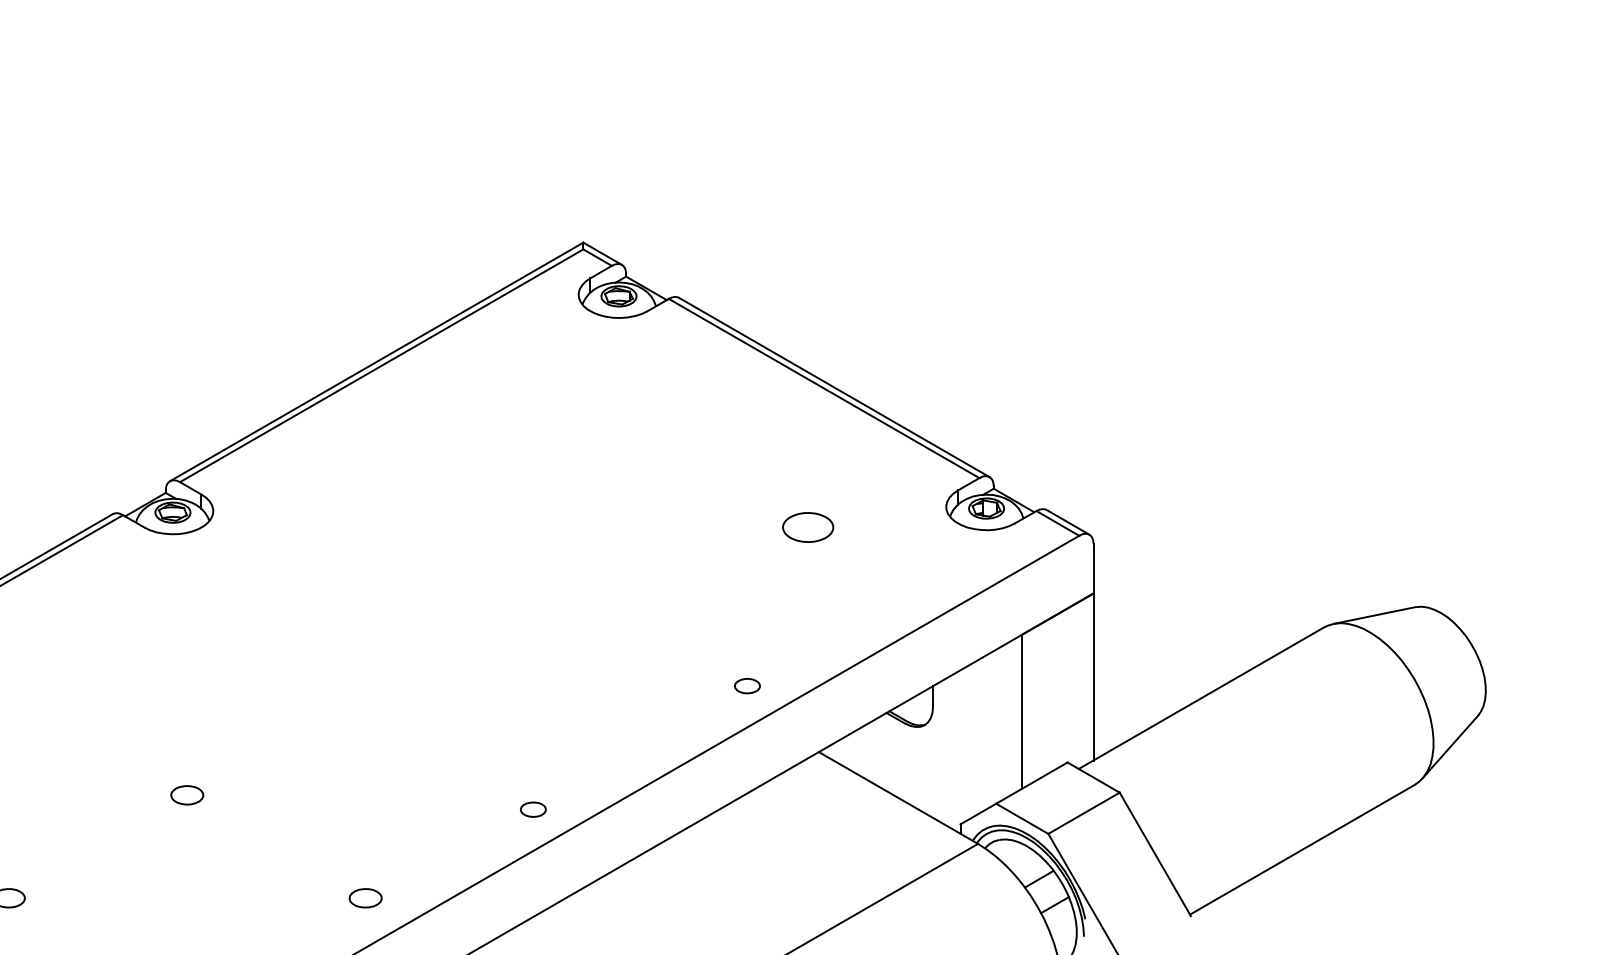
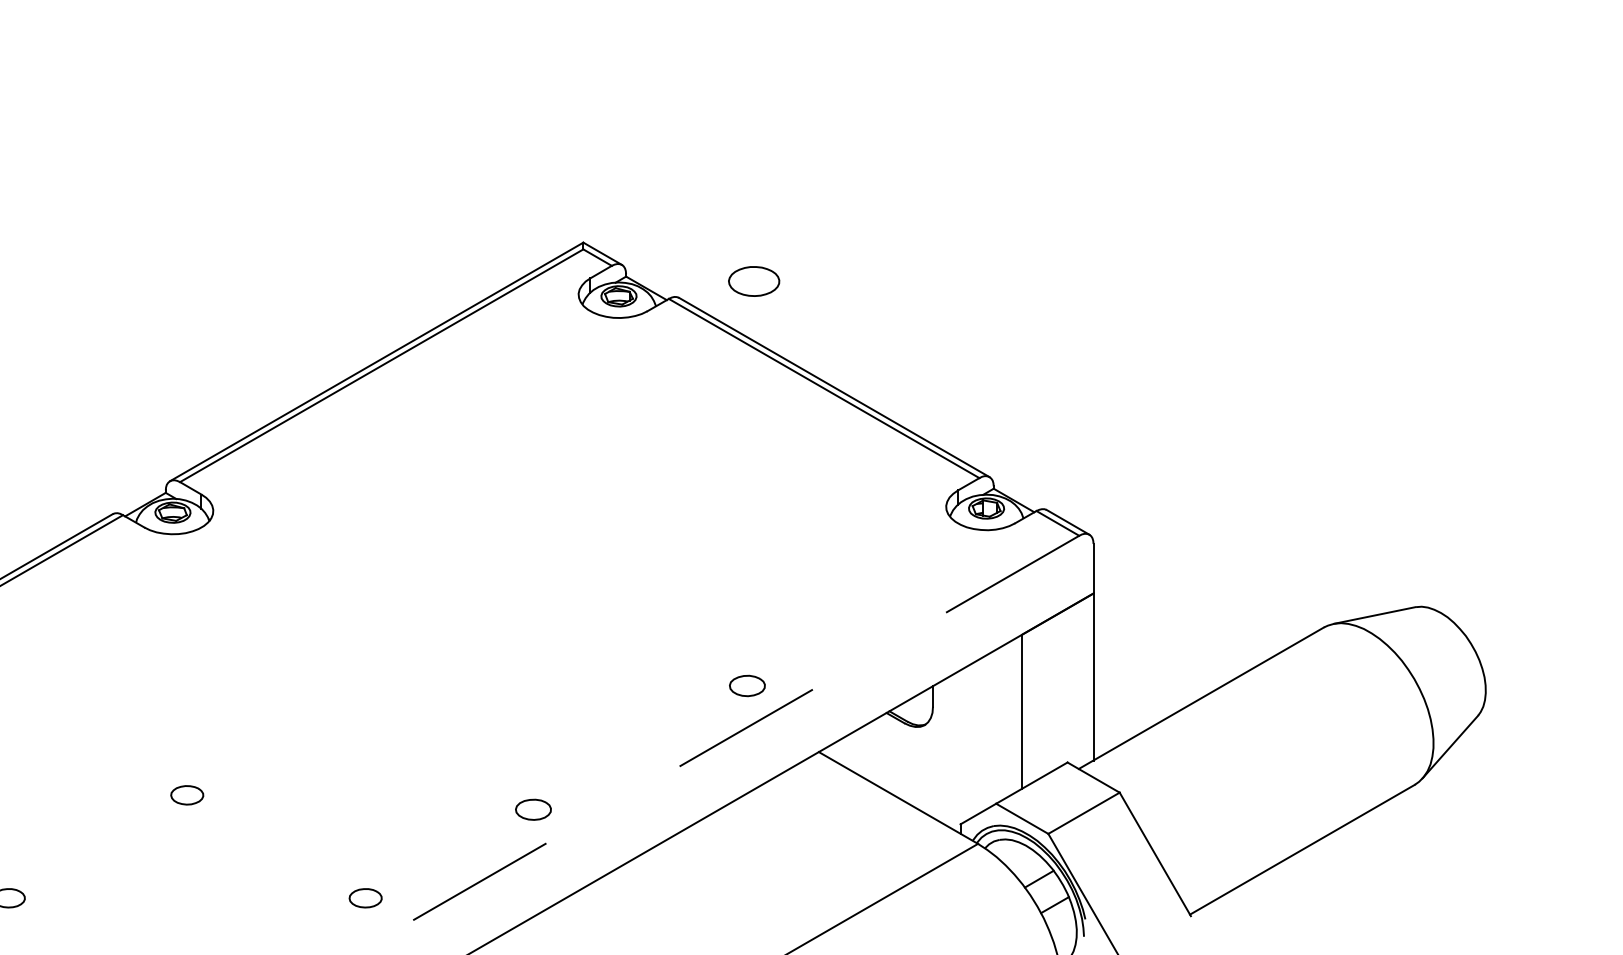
part position: (808, 527) -> (754, 281) (754, 281)
part size: 27x17 px -> 37x24 px (747, 685)
line: solid -> dashed (715, 745)
part size: 28x17 px -> 37x23 px (533, 809)
